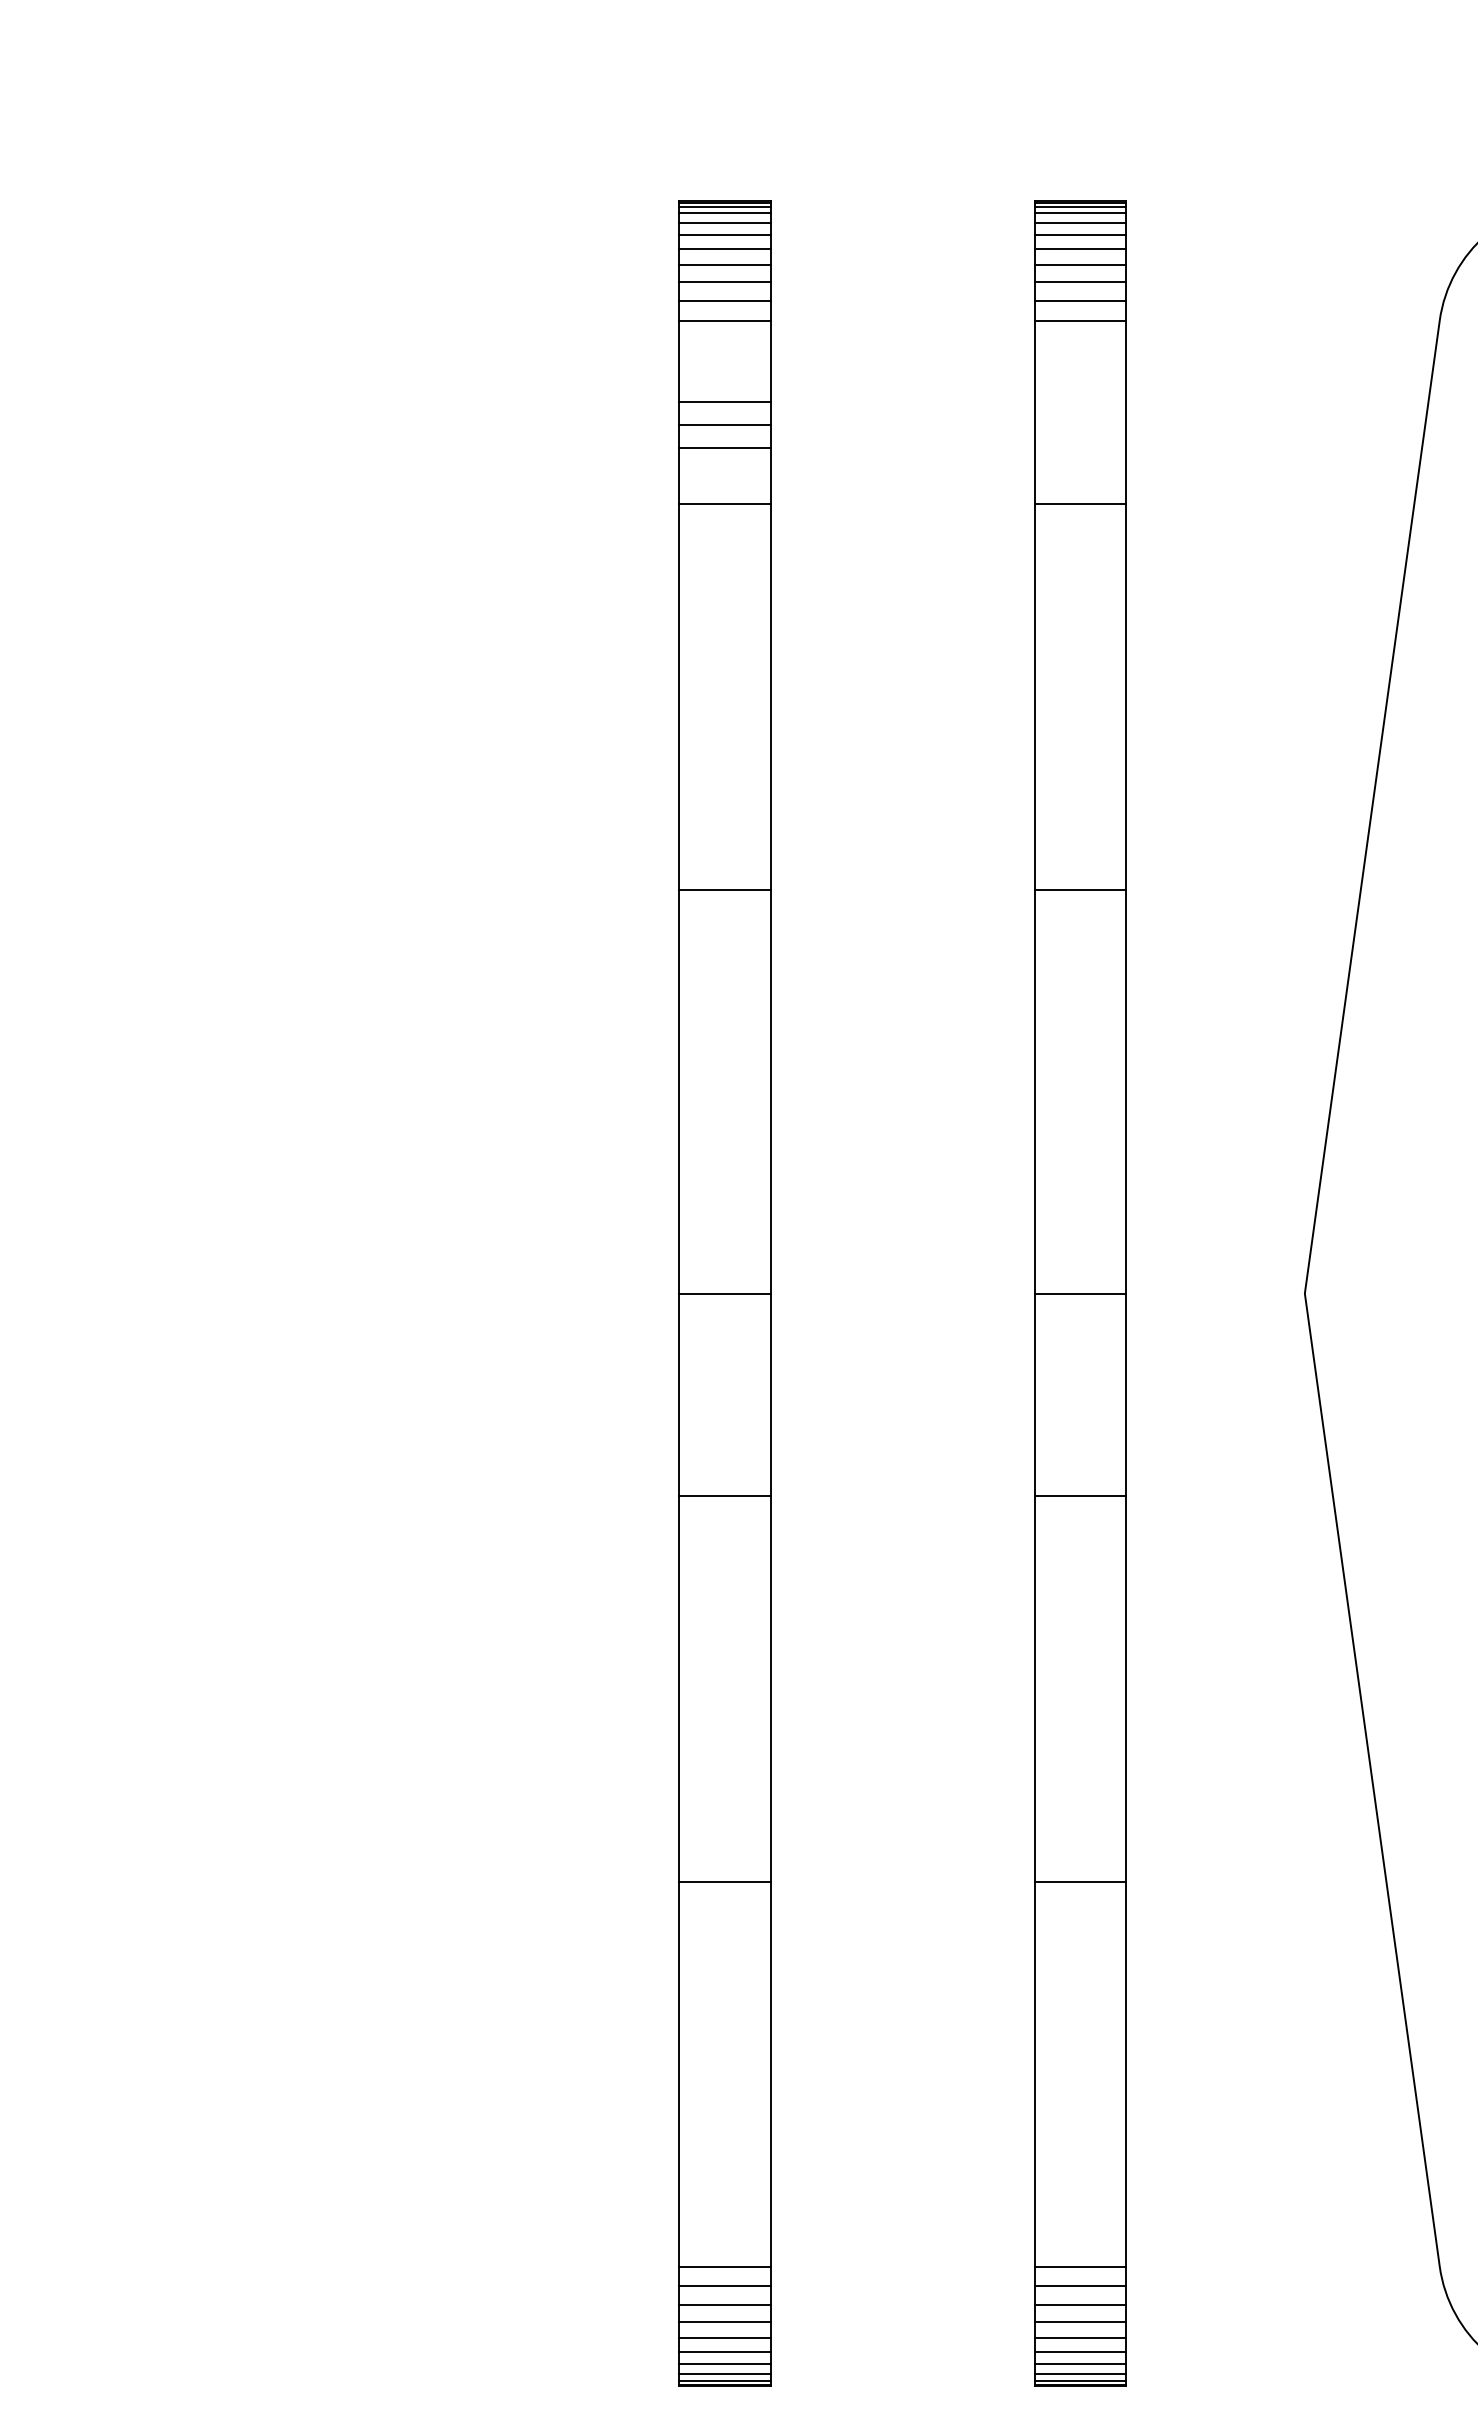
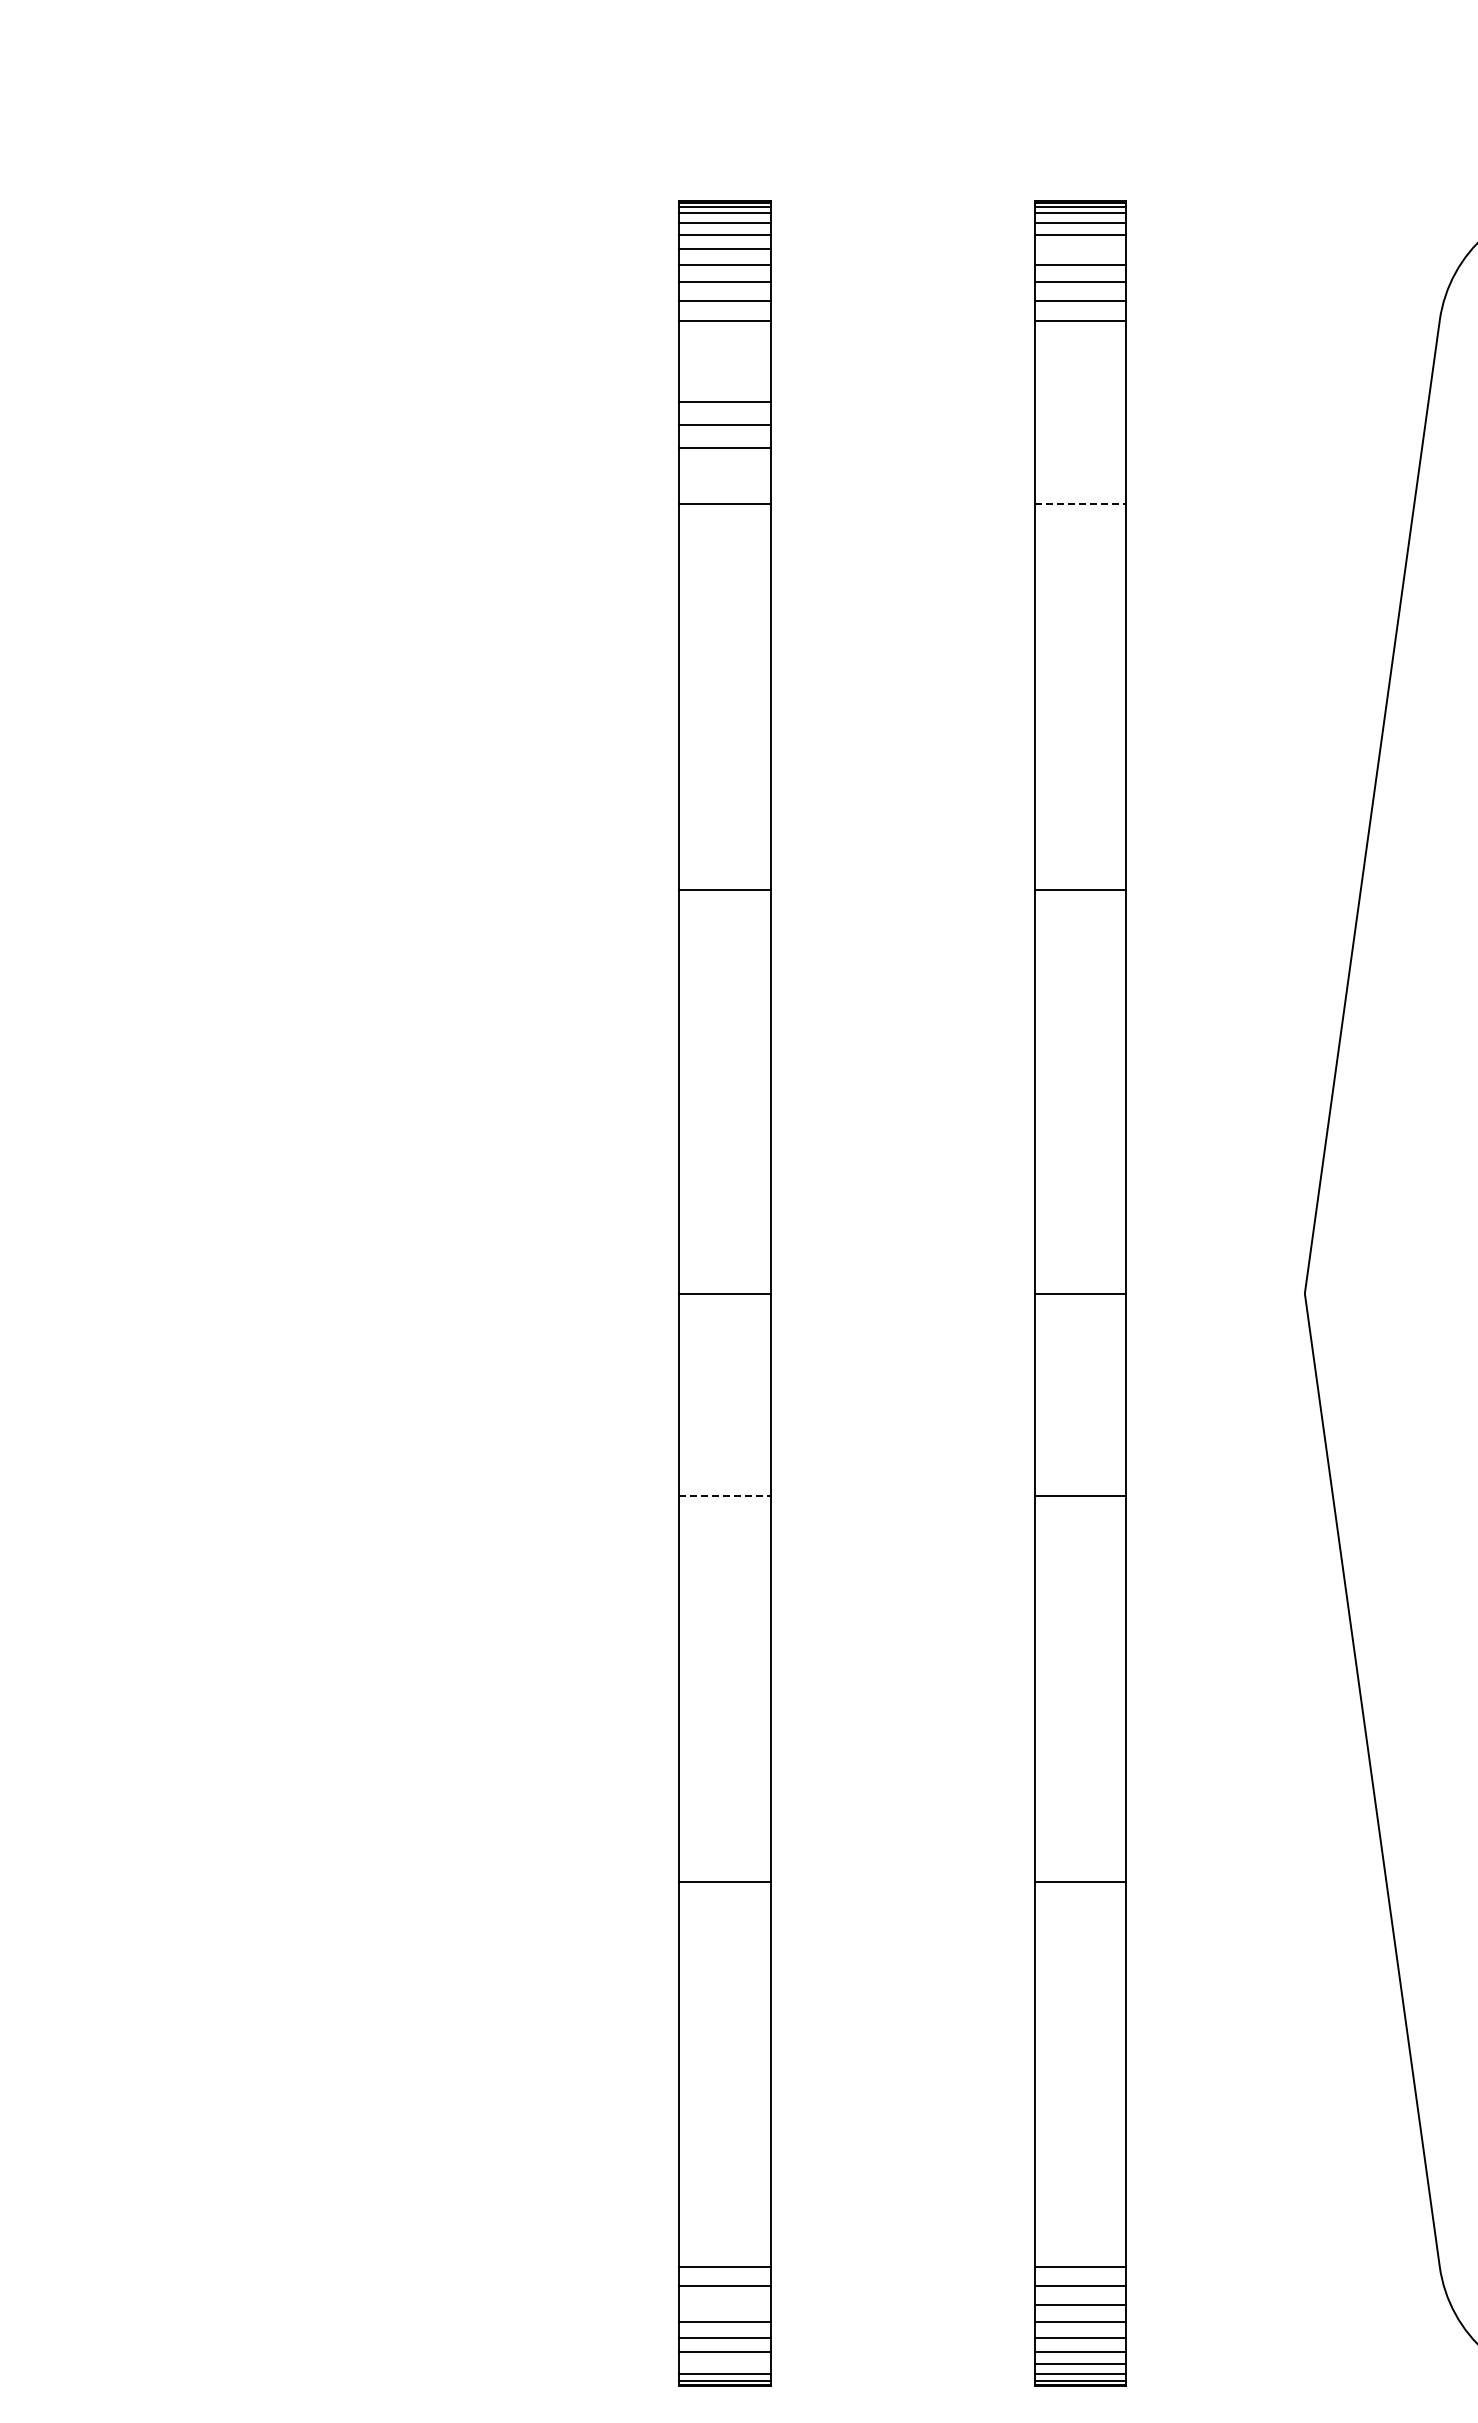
line: present -> none (1080, 249)
line: solid -> dashed (1080, 503)
line: solid -> dashed (725, 1495)
line: present -> none (724, 2304)
line: present -> none (724, 2364)
